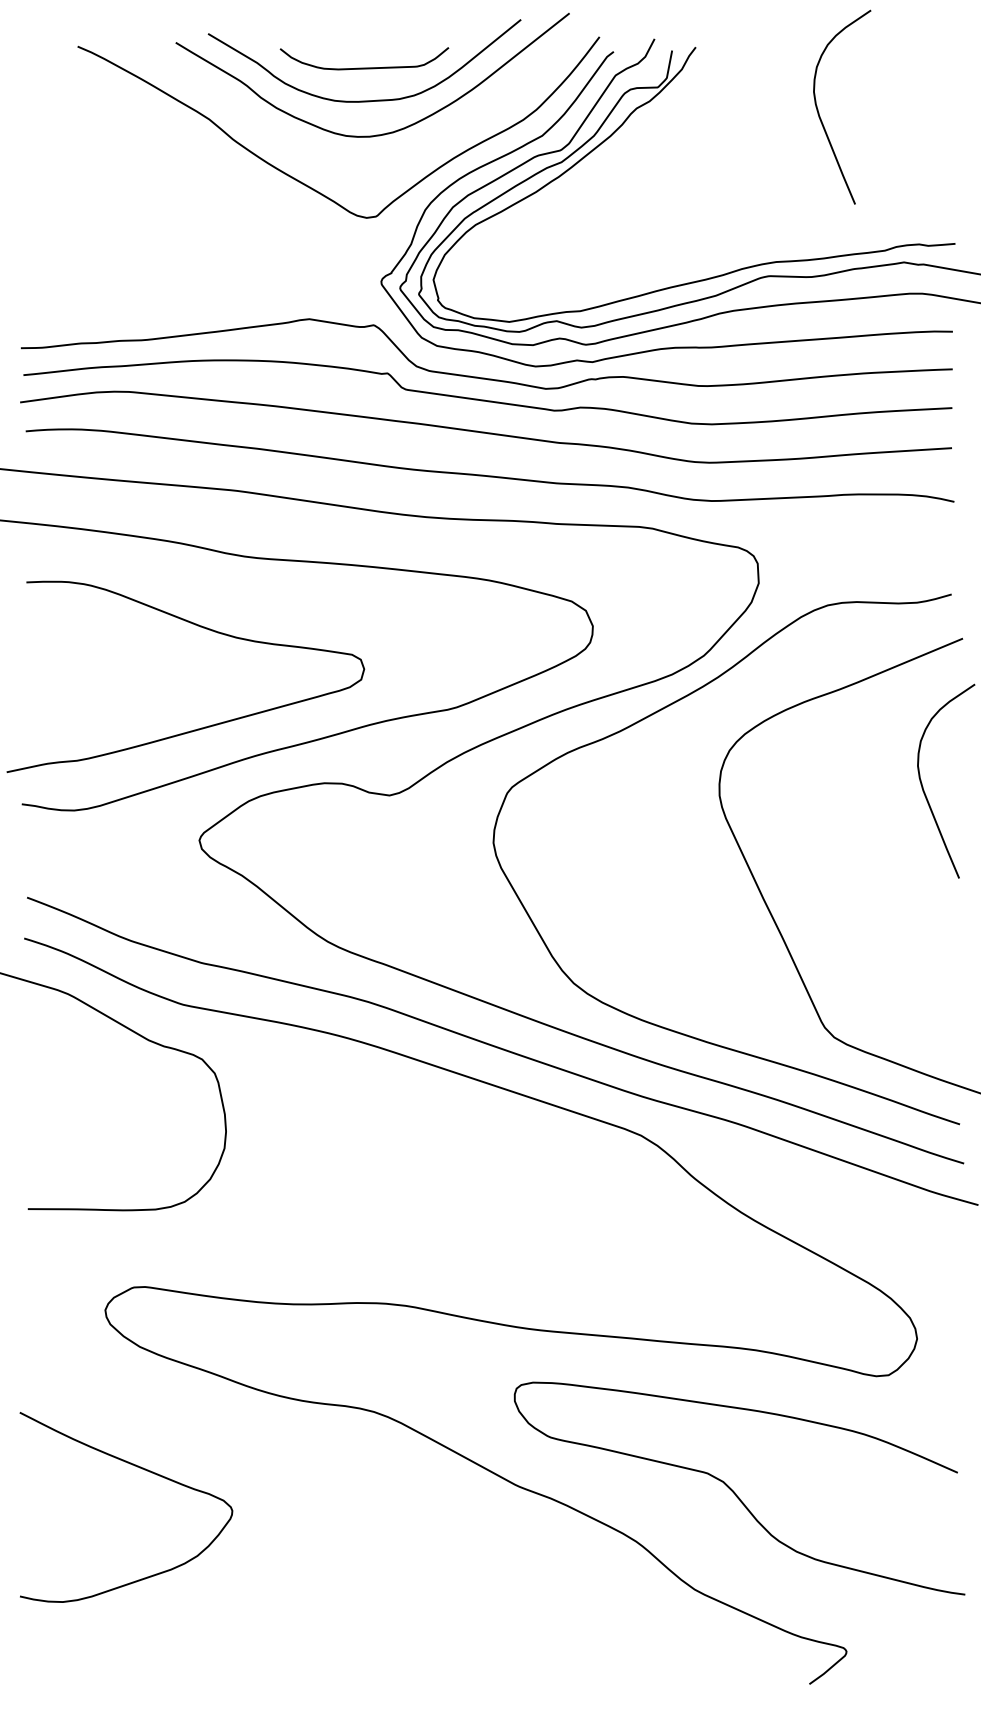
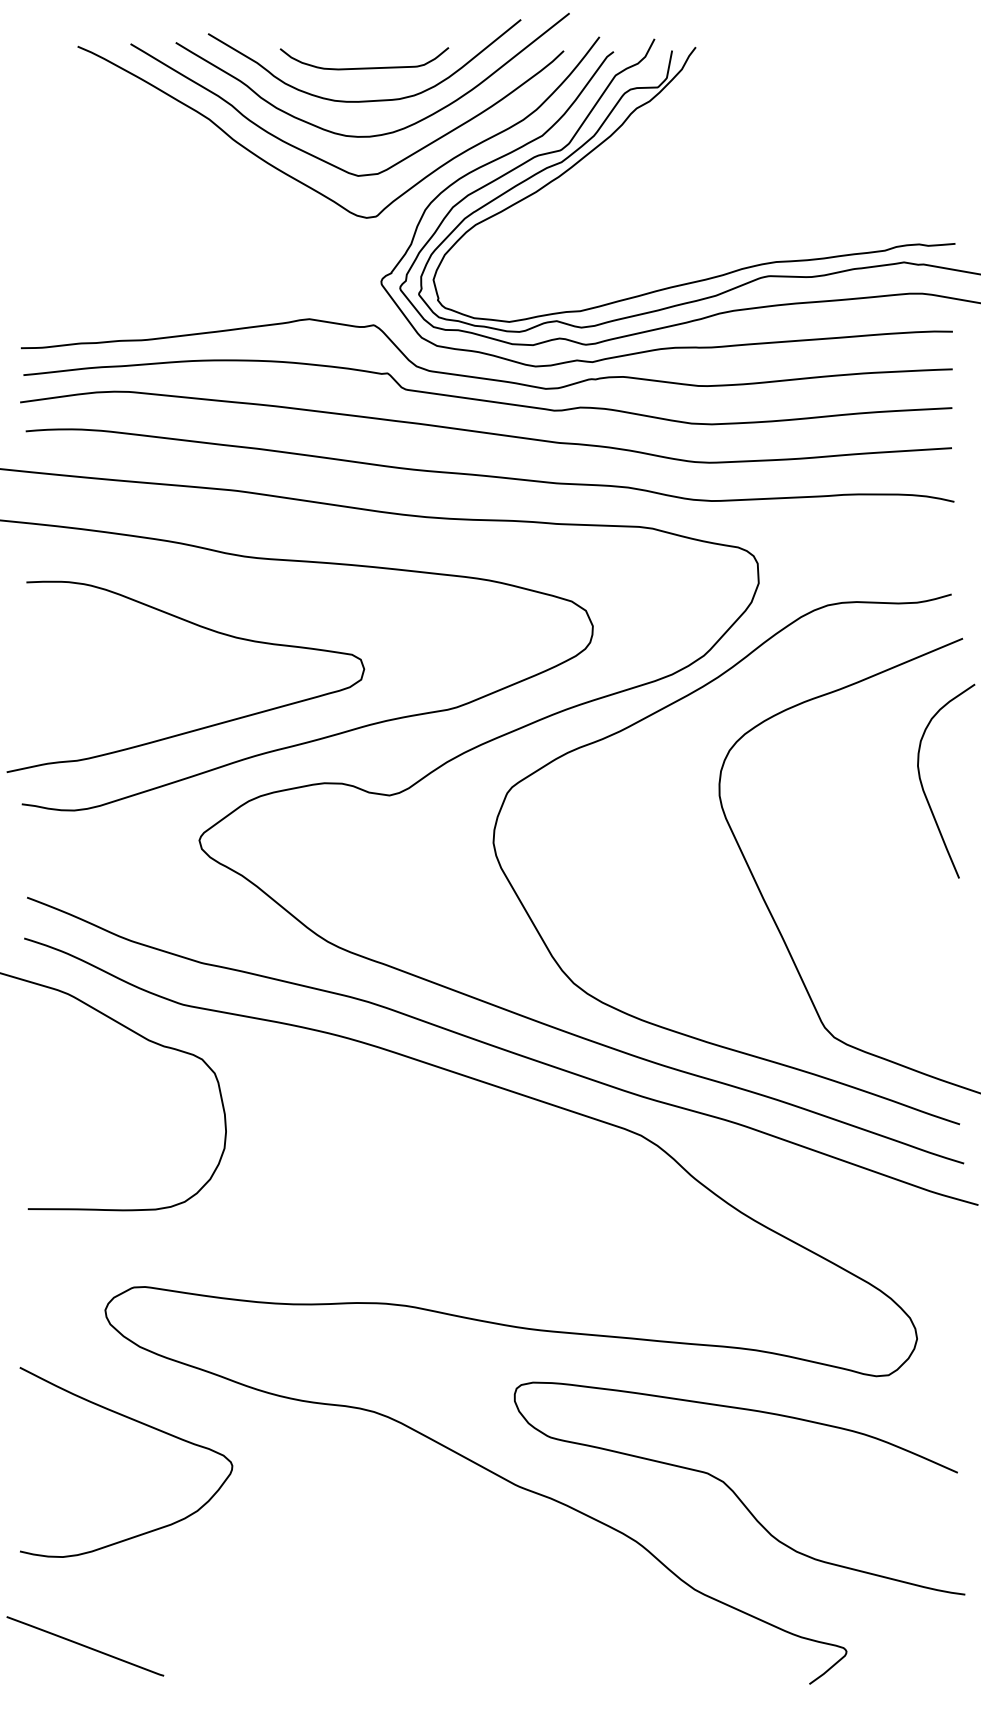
curve: present -> none (819, 112)
curve: none -> present (323, 159)
curve position: (139, 1468) -> (139, 1423) (139, 1423)
line: none -> present (85, 1646)
